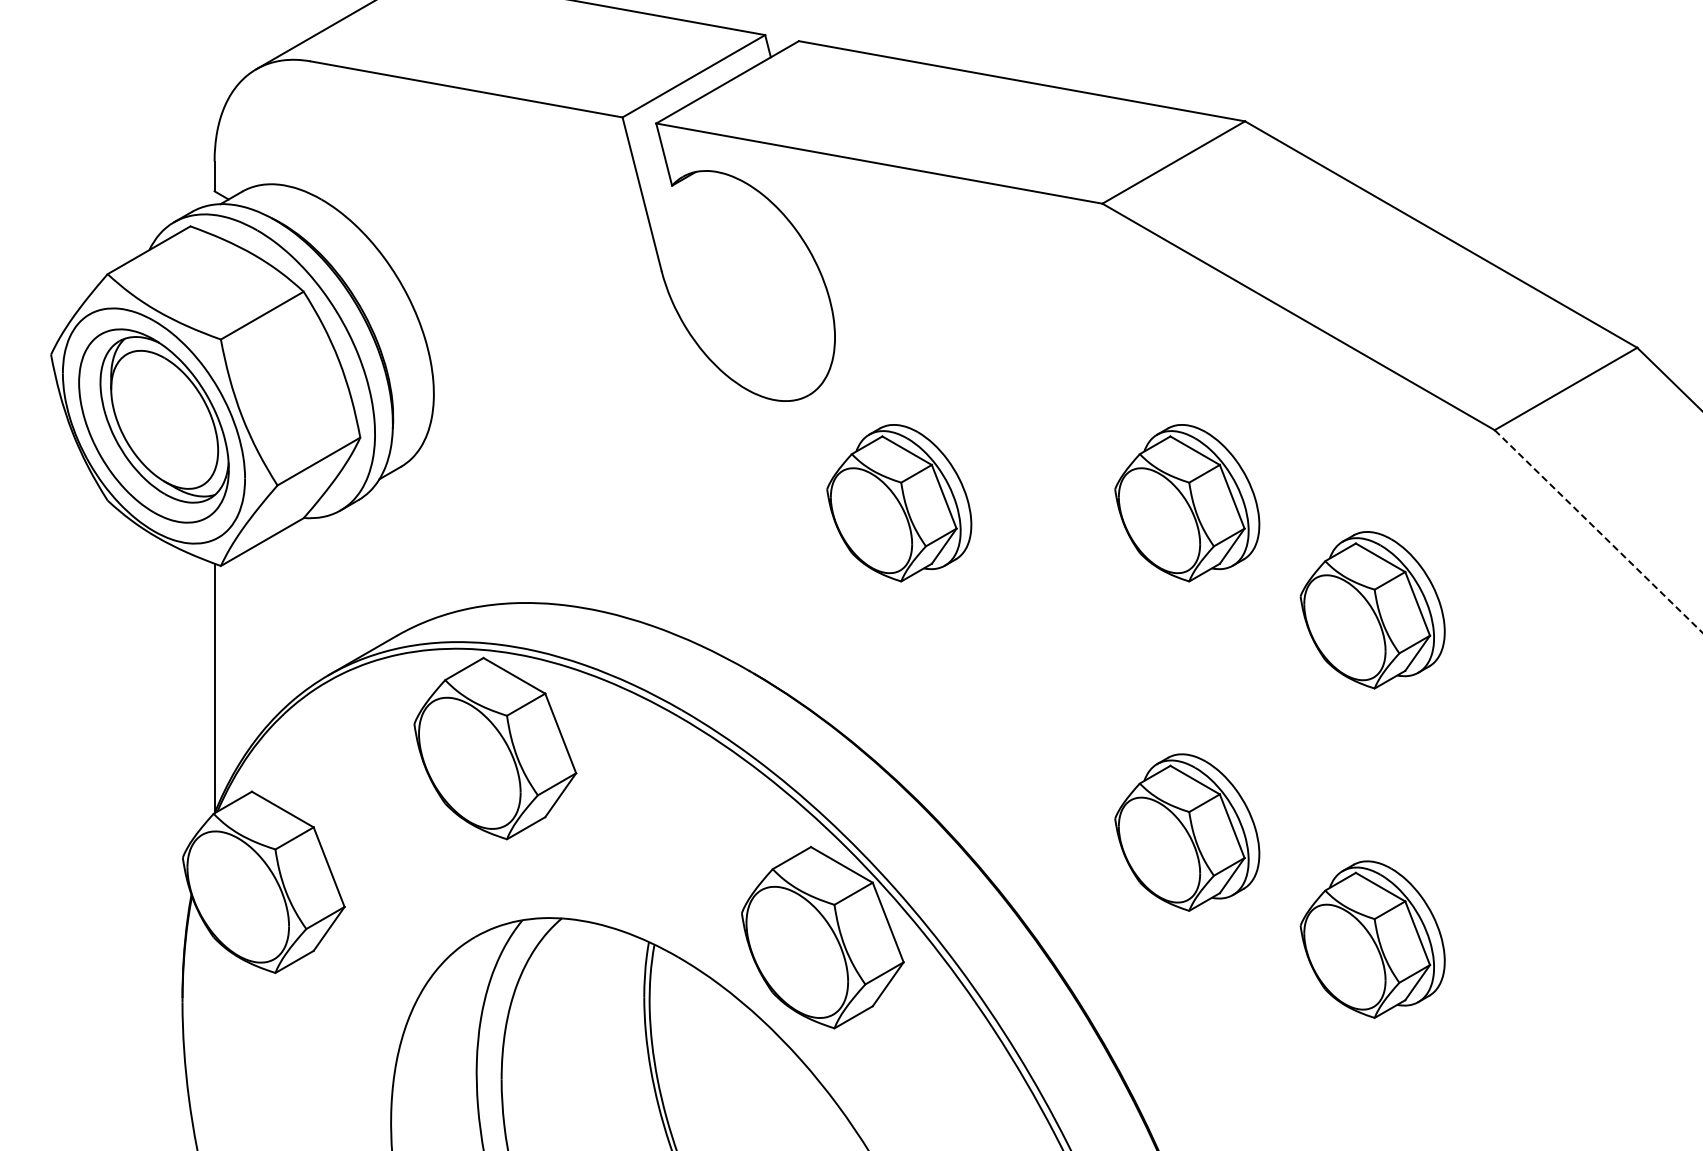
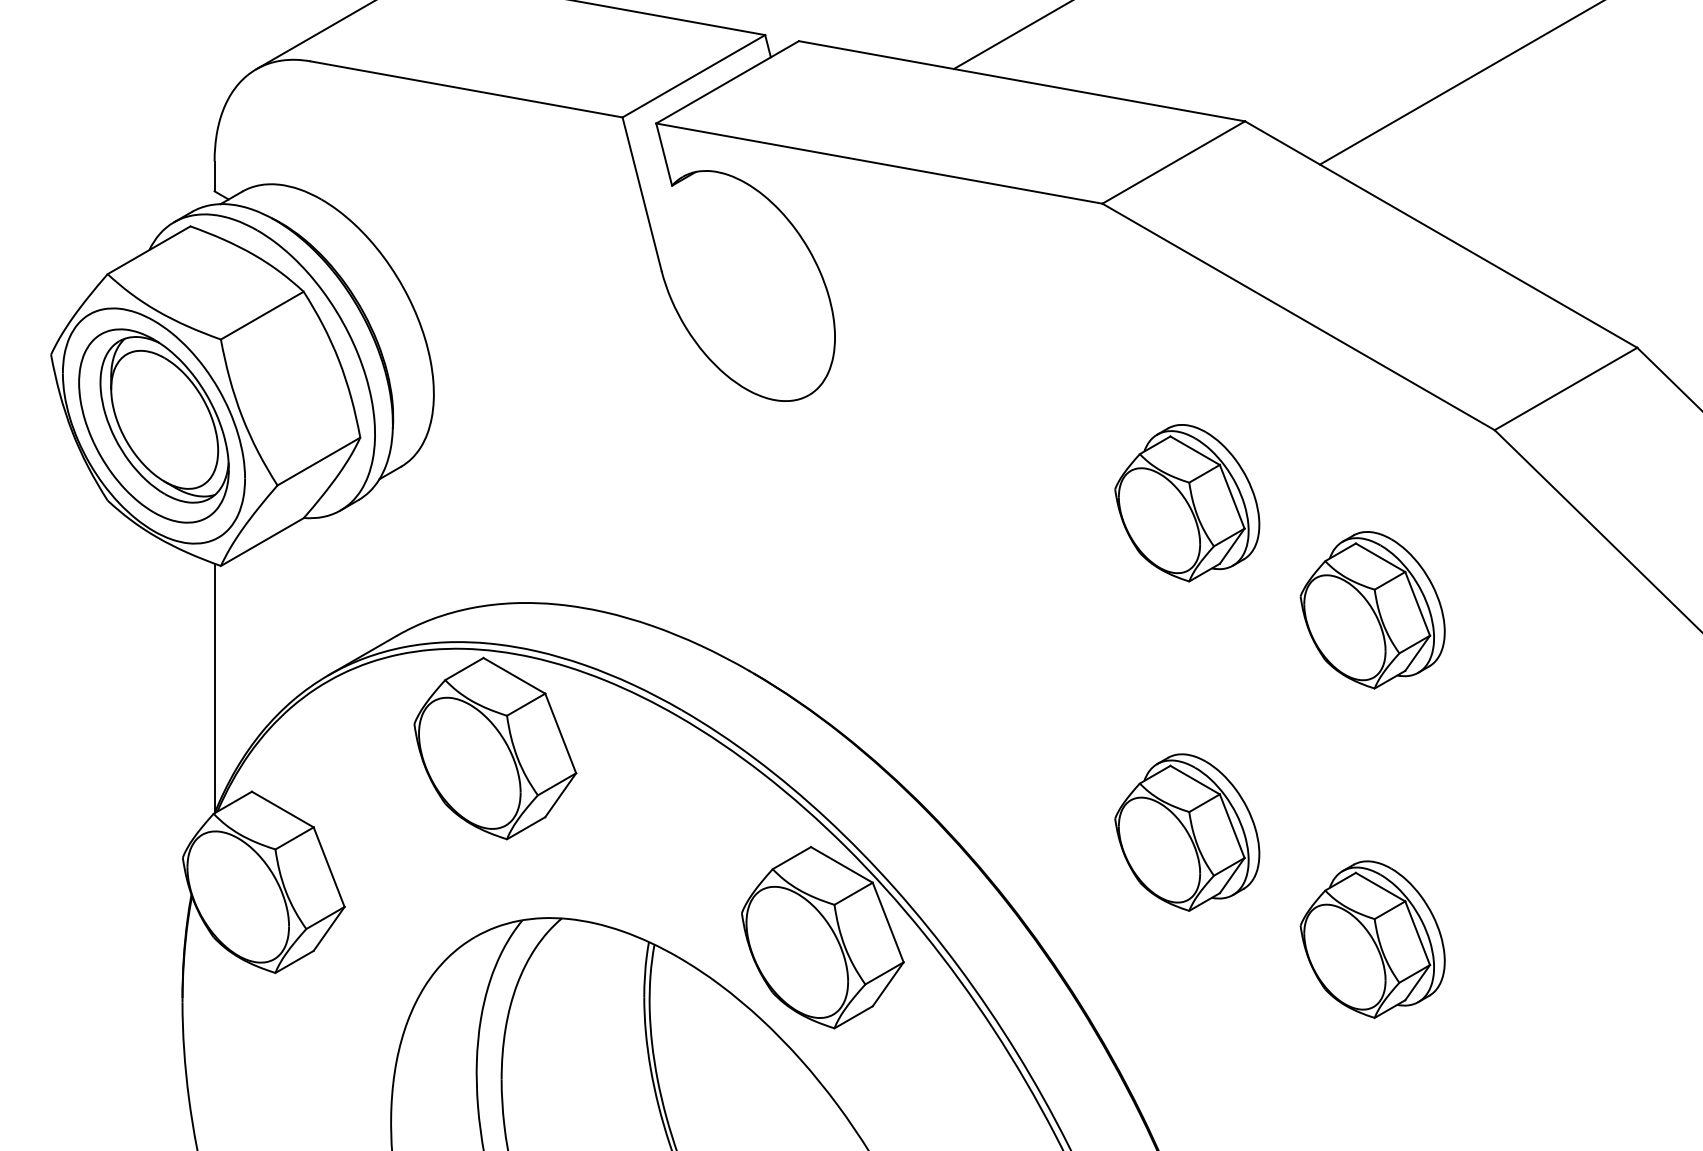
line: none -> present (1011, 35)
line: none -> present (1460, 83)
part: present -> none (899, 503)
line: dashed -> solid (1598, 531)
